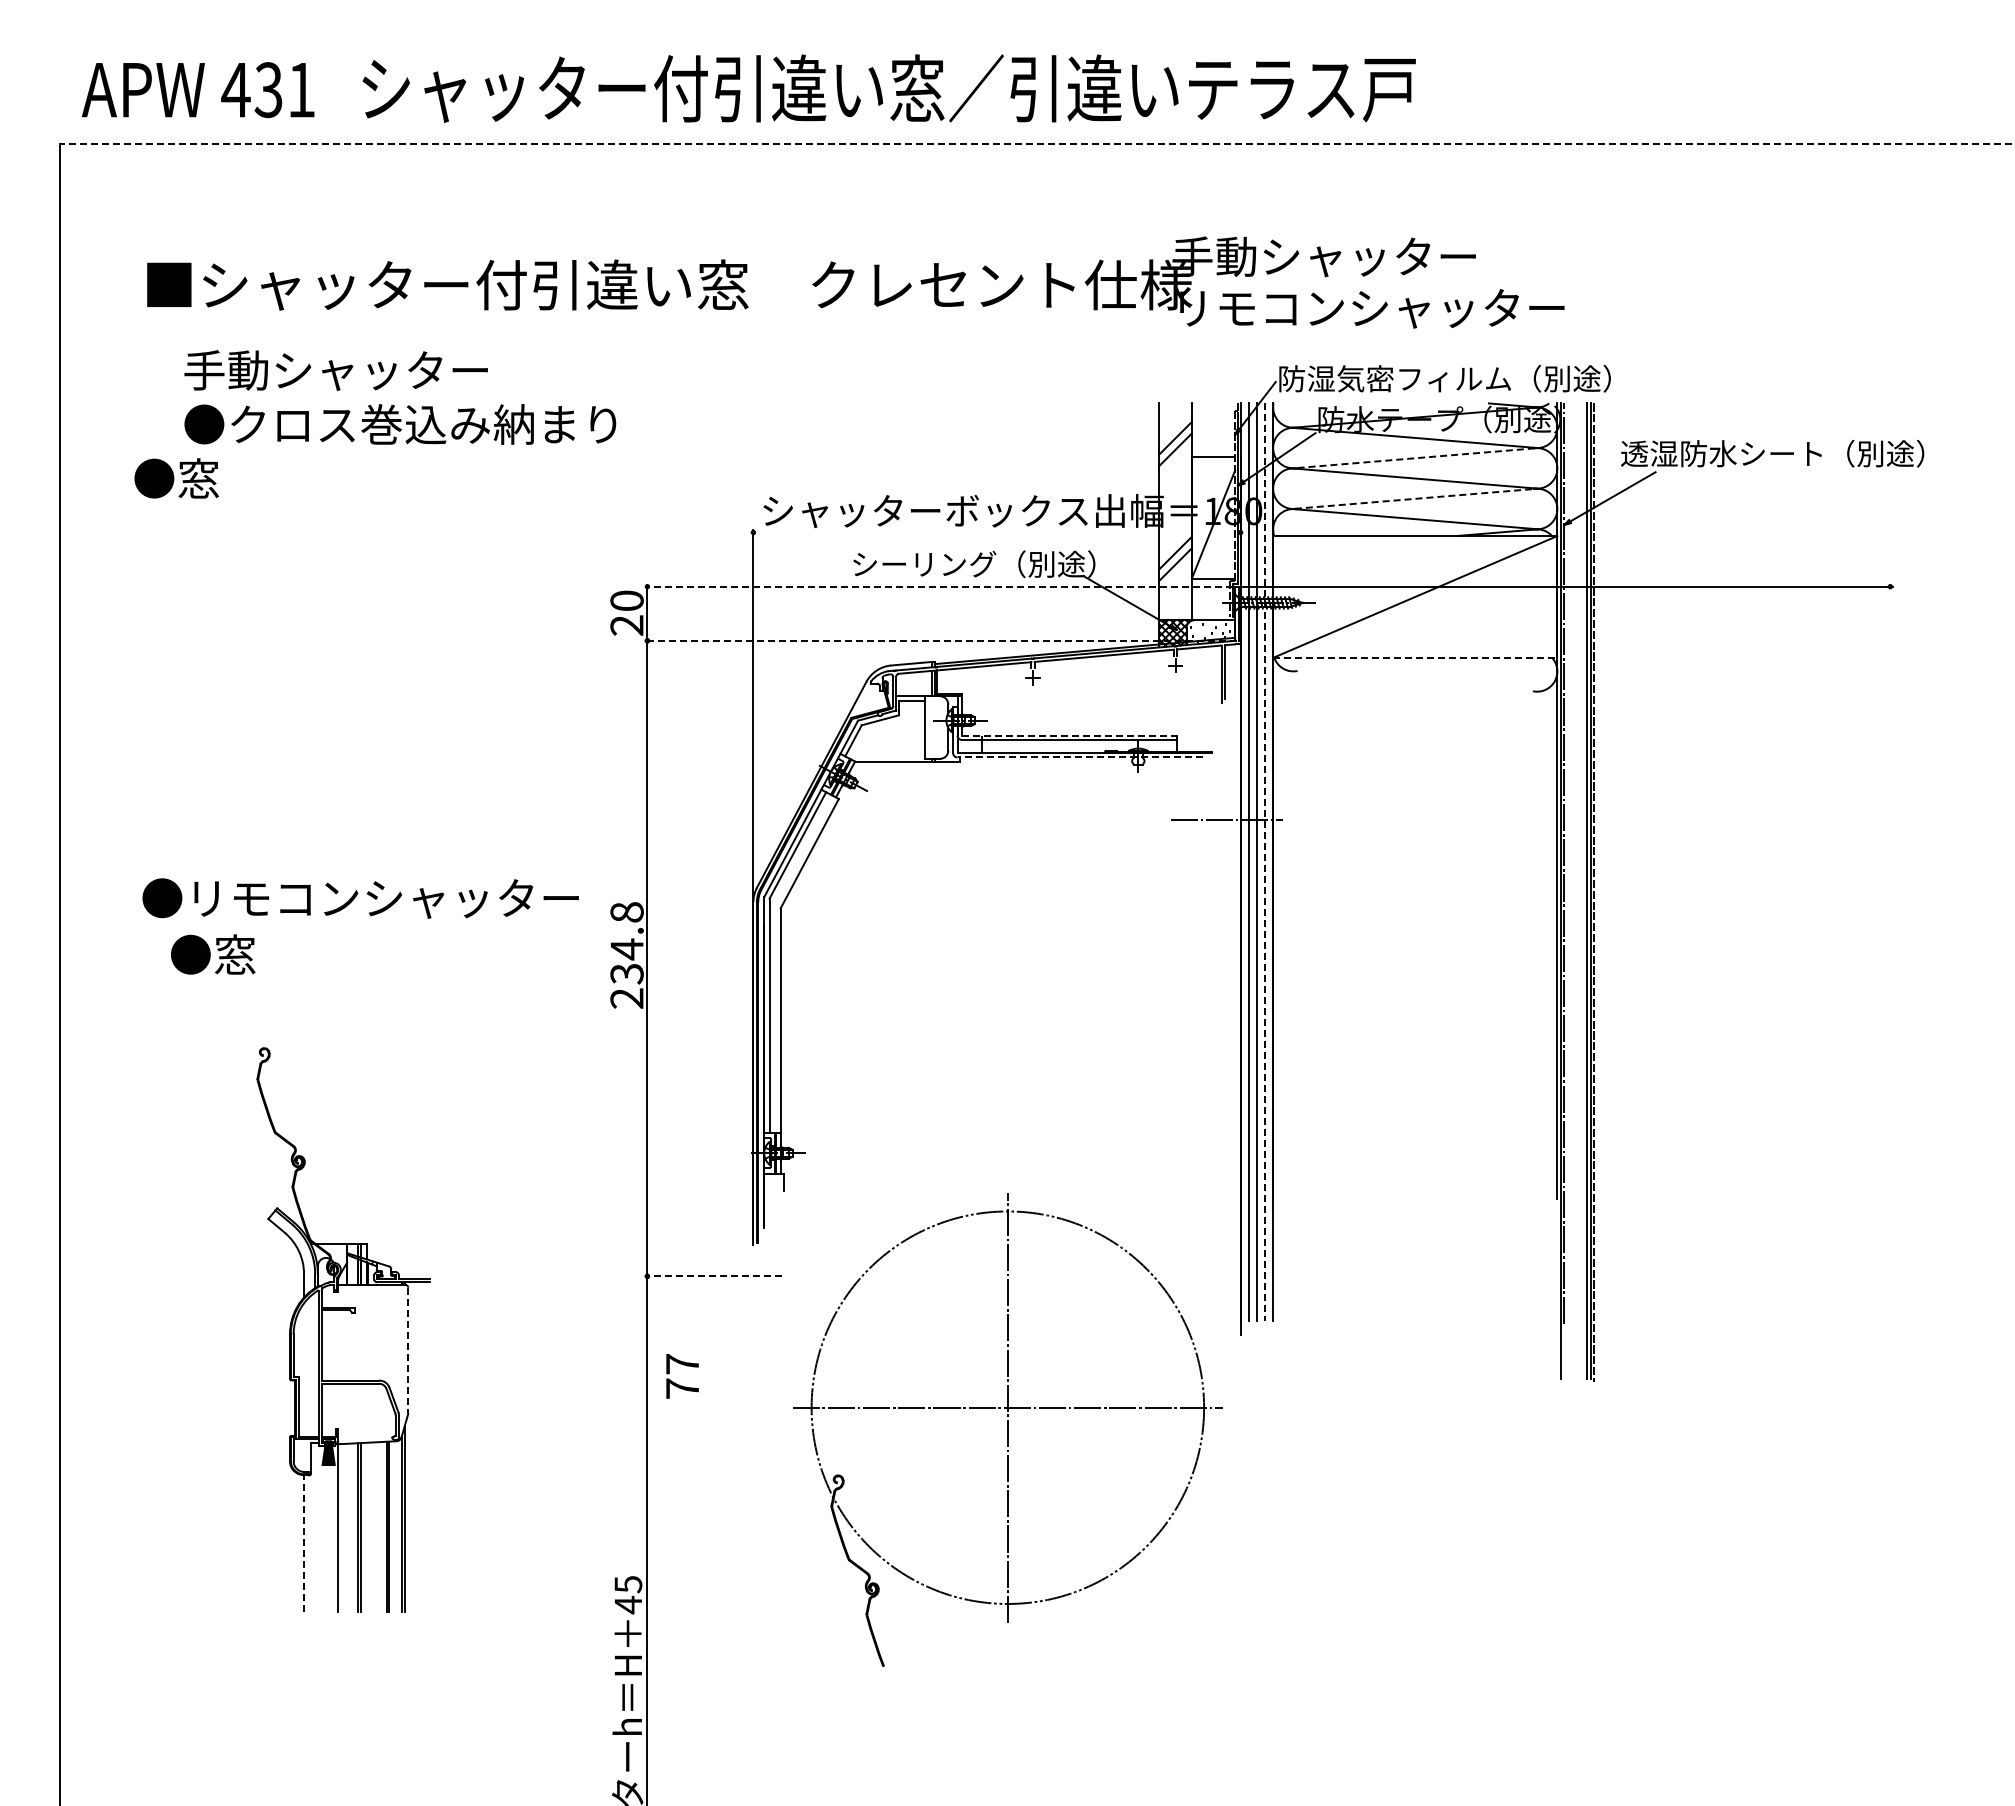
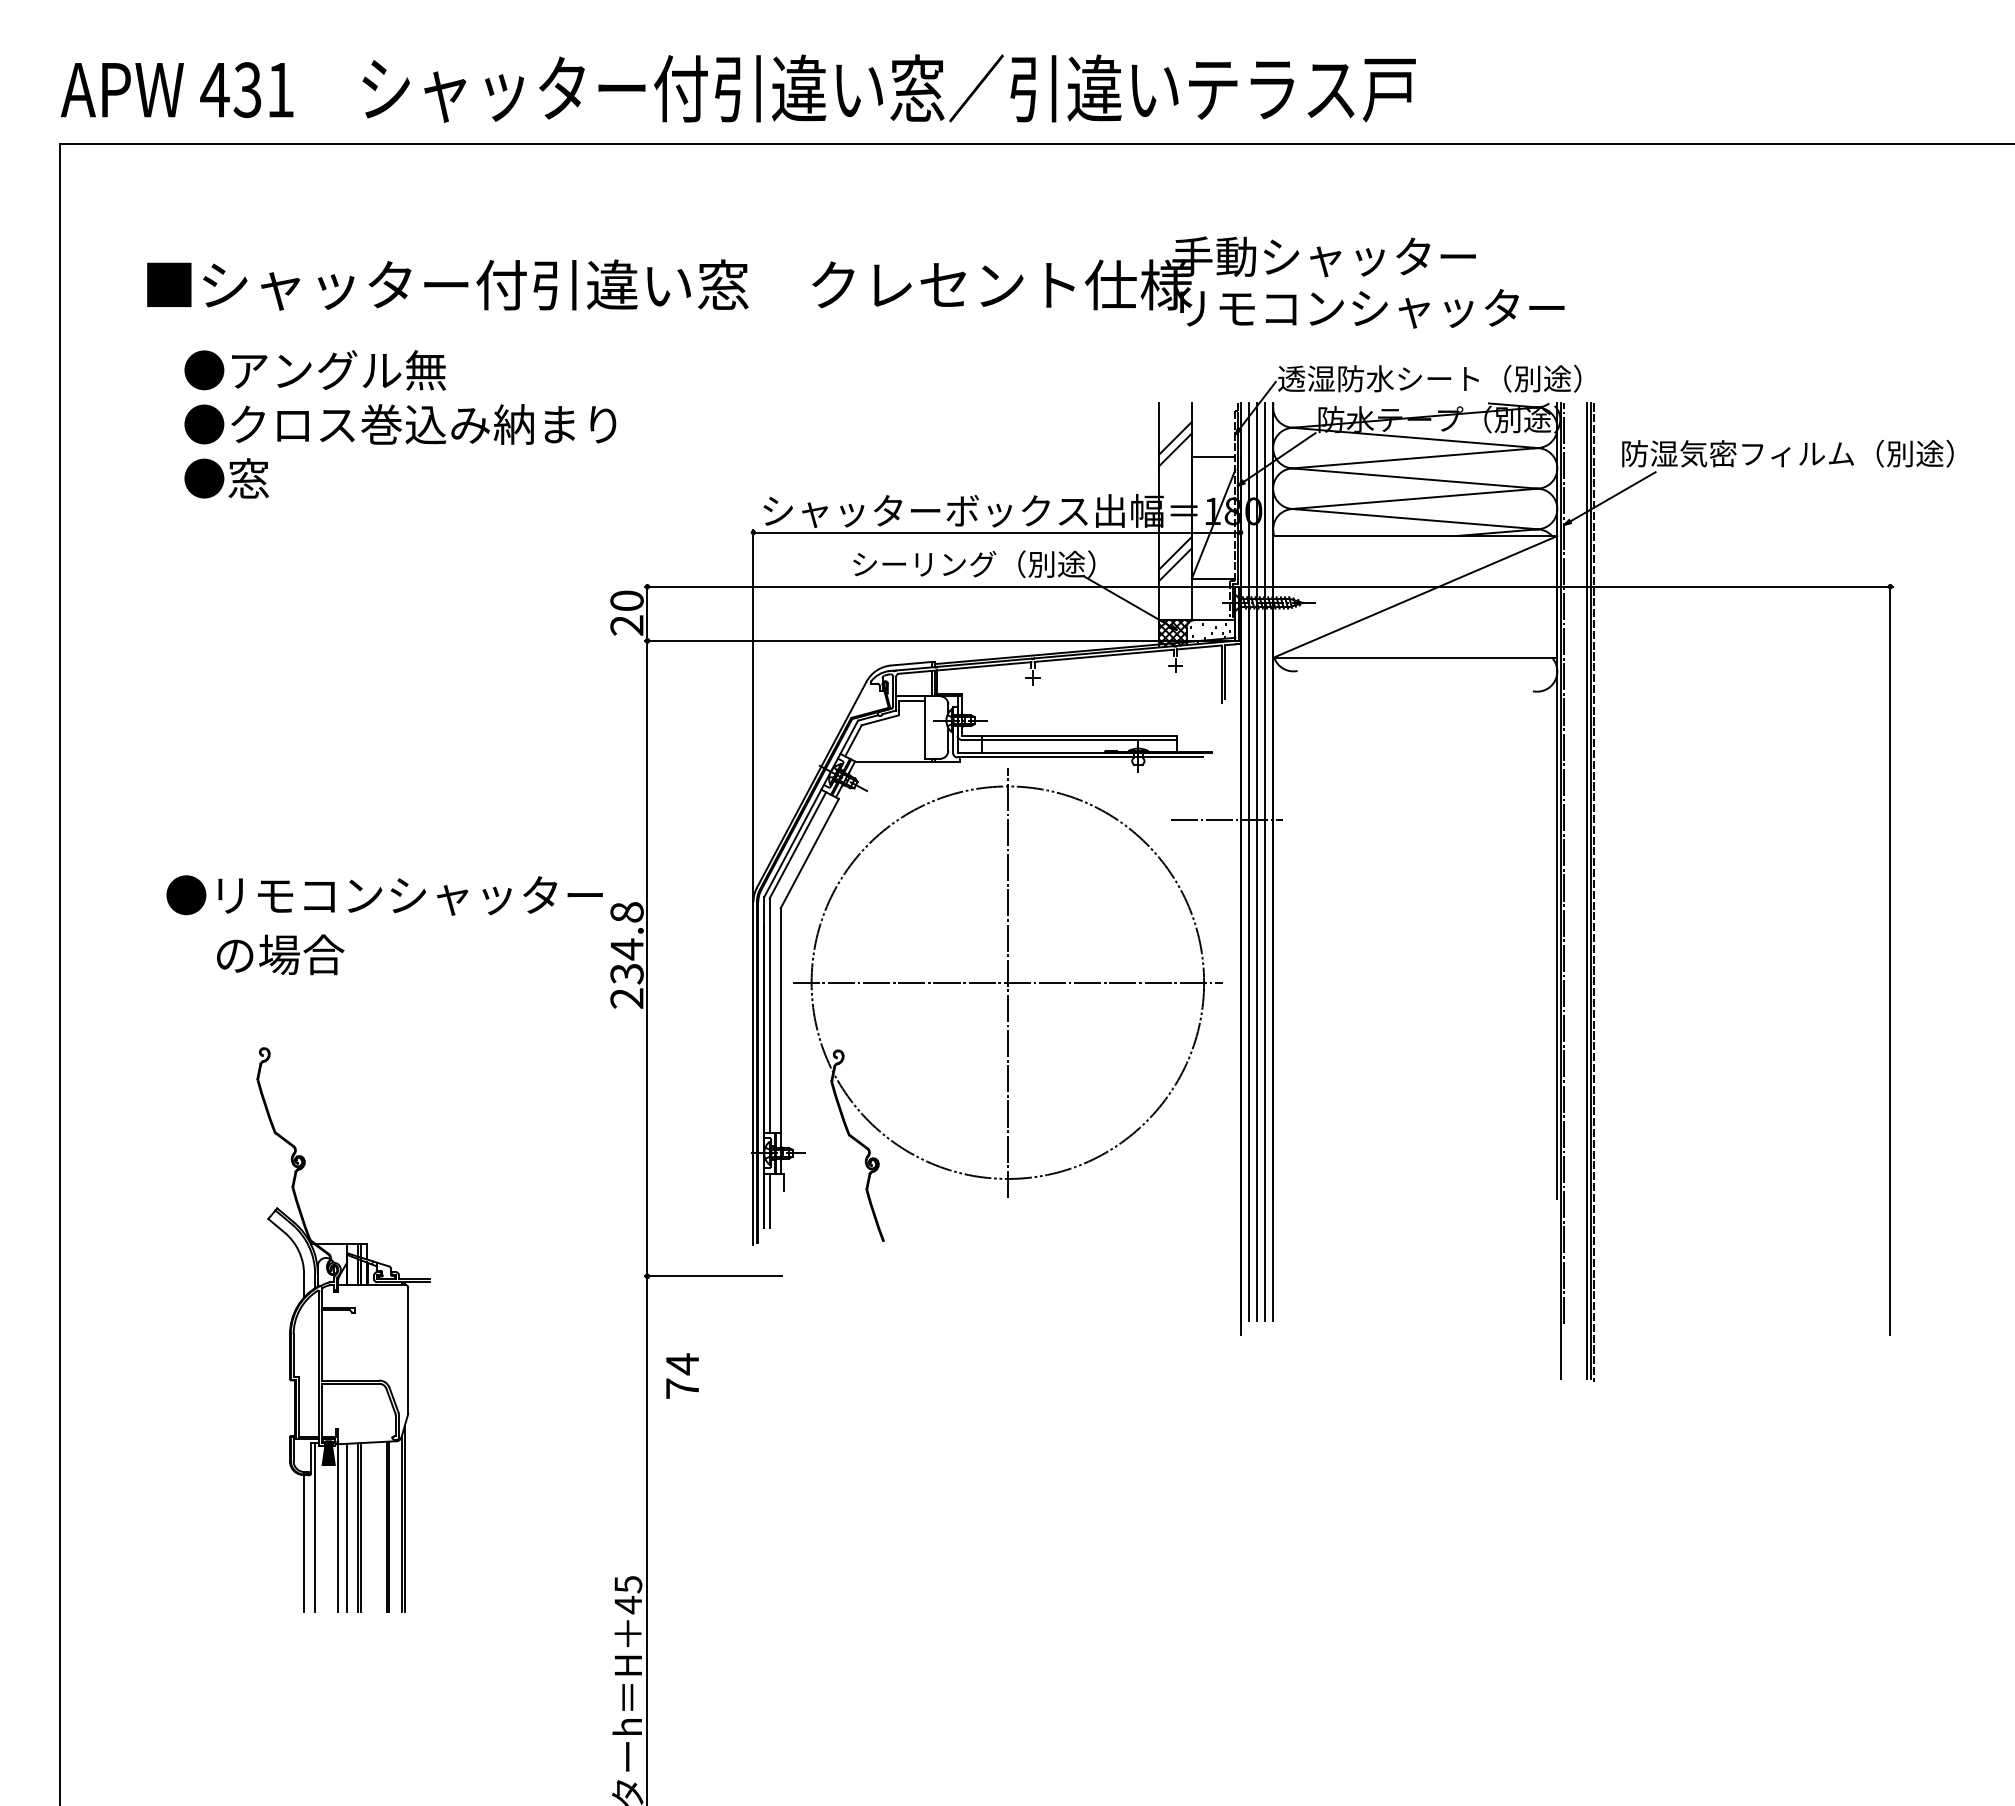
text position: (197, 90) -> (176, 90) (176, 90)
line: dashed -> solid (1037, 143)
text: 手動シャッター -> ●アングル無 (335, 370)
text: 防湿気密フィルム（別途） -> 透湿防水シート（別途） (1444, 378)
text: 透湿防水シート（別途） -> 防湿気密フィルム（別途） (1787, 453)
line: dashed -> solid (1417, 458)
text position: (176, 478) -> (226, 478) (226, 478)
line: dashed -> solid (1416, 498)
line: none -> present (996, 532)
line: dashed -> solid (938, 586)
line: dashed -> solid (940, 640)
line: dashed -> solid (1415, 657)
line: dashed -> solid (1069, 735)
line: dashed -> solid (1079, 757)
line: dashed -> solid (1265, 862)
text position: (360, 898) -> (384, 895) (384, 895)
text: ●窓 -> の場合 (257, 954)
line: none -> present (1890, 960)
line: none -> present (769, 1200)
line: dashed -> solid (713, 1276)
line: dashed -> solid (408, 1350)
text: 77 -> 74 (682, 1364)
part position: (1007, 1429) -> (1007, 1004) (1007, 1004)
line: none -> present (315, 1527)
line: none -> present (347, 1527)
line: dashed -> solid (304, 1543)
